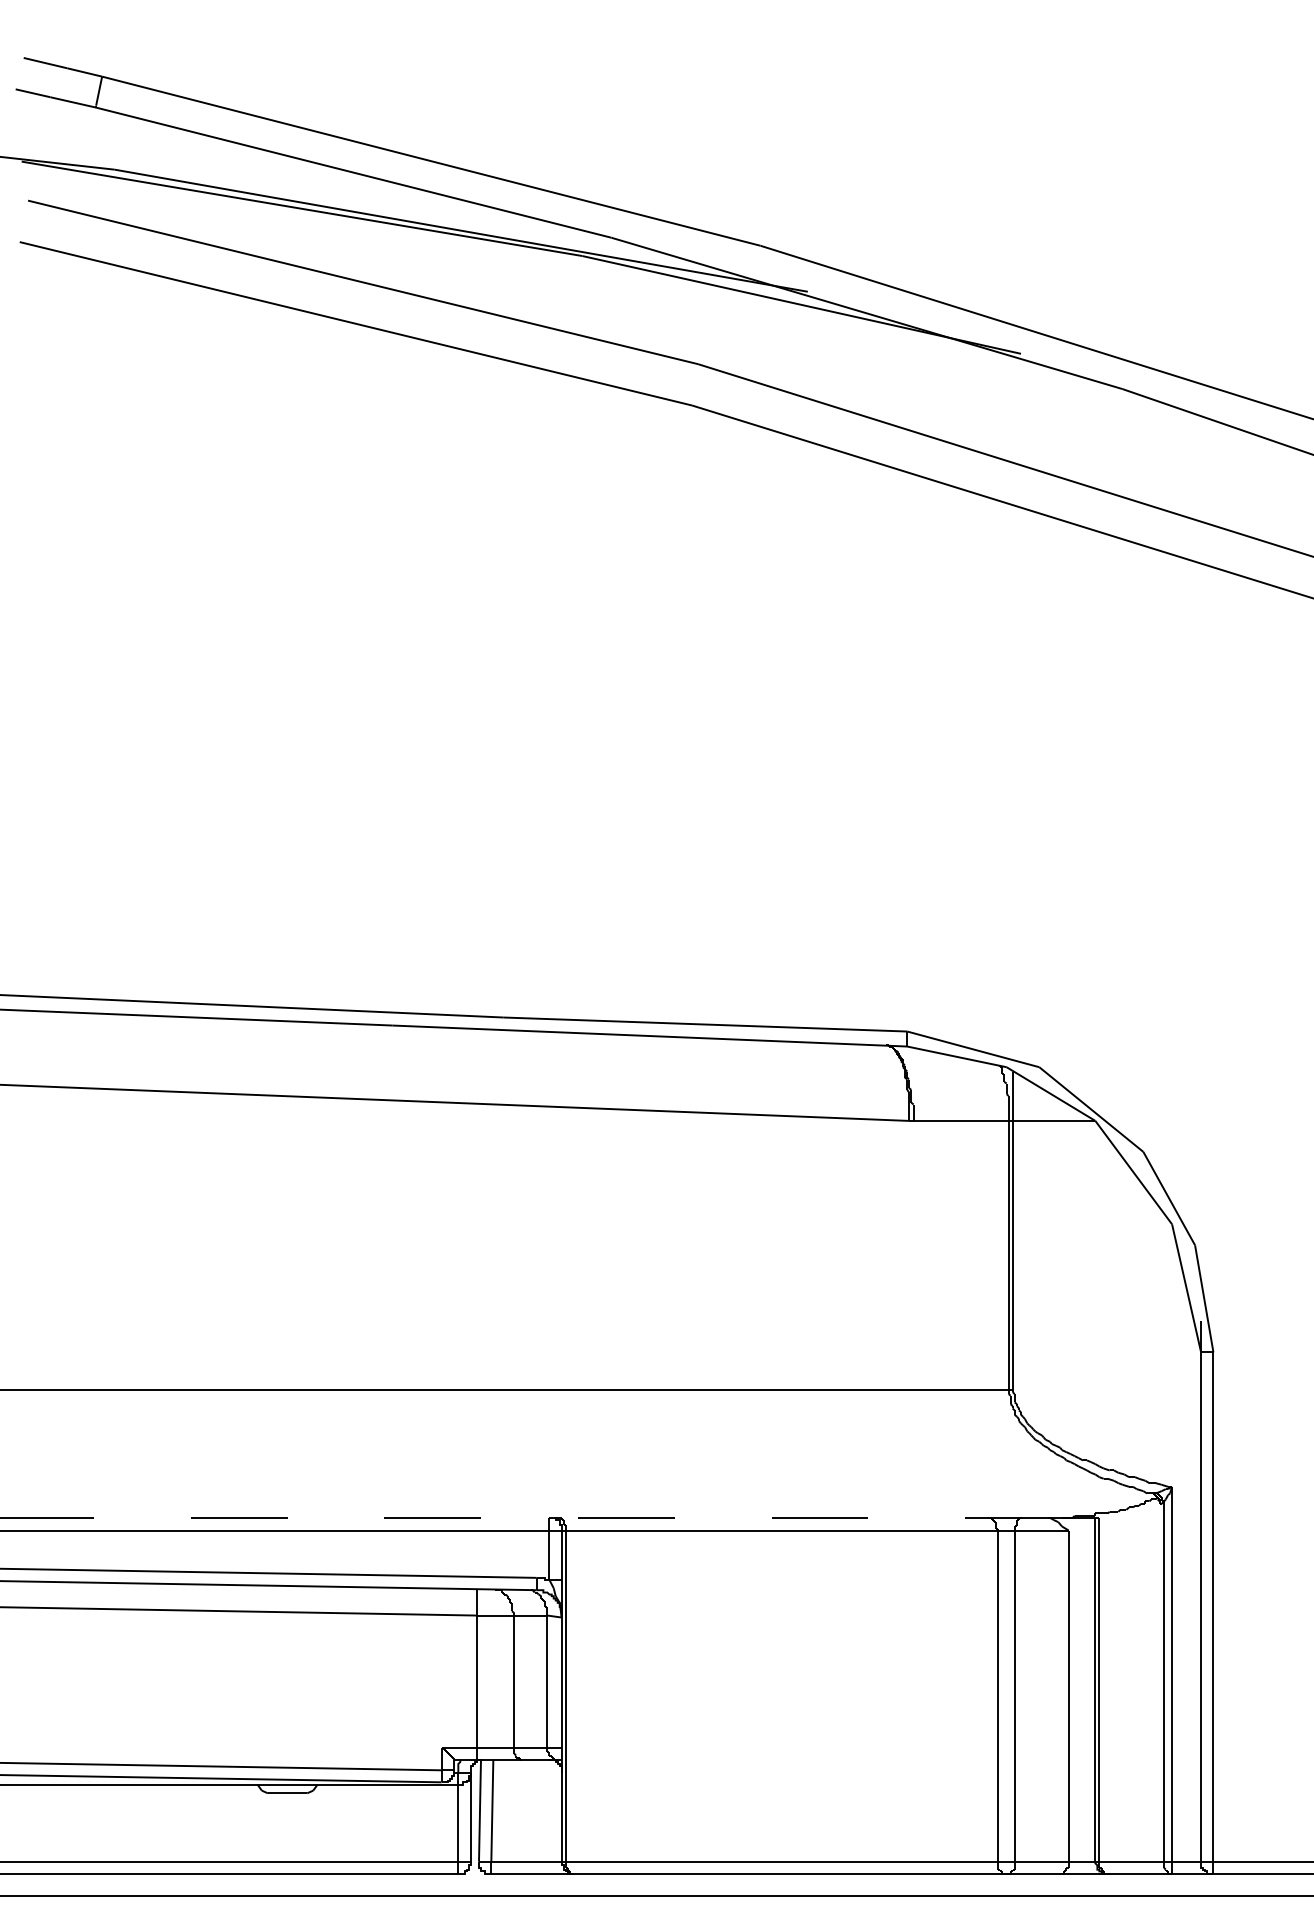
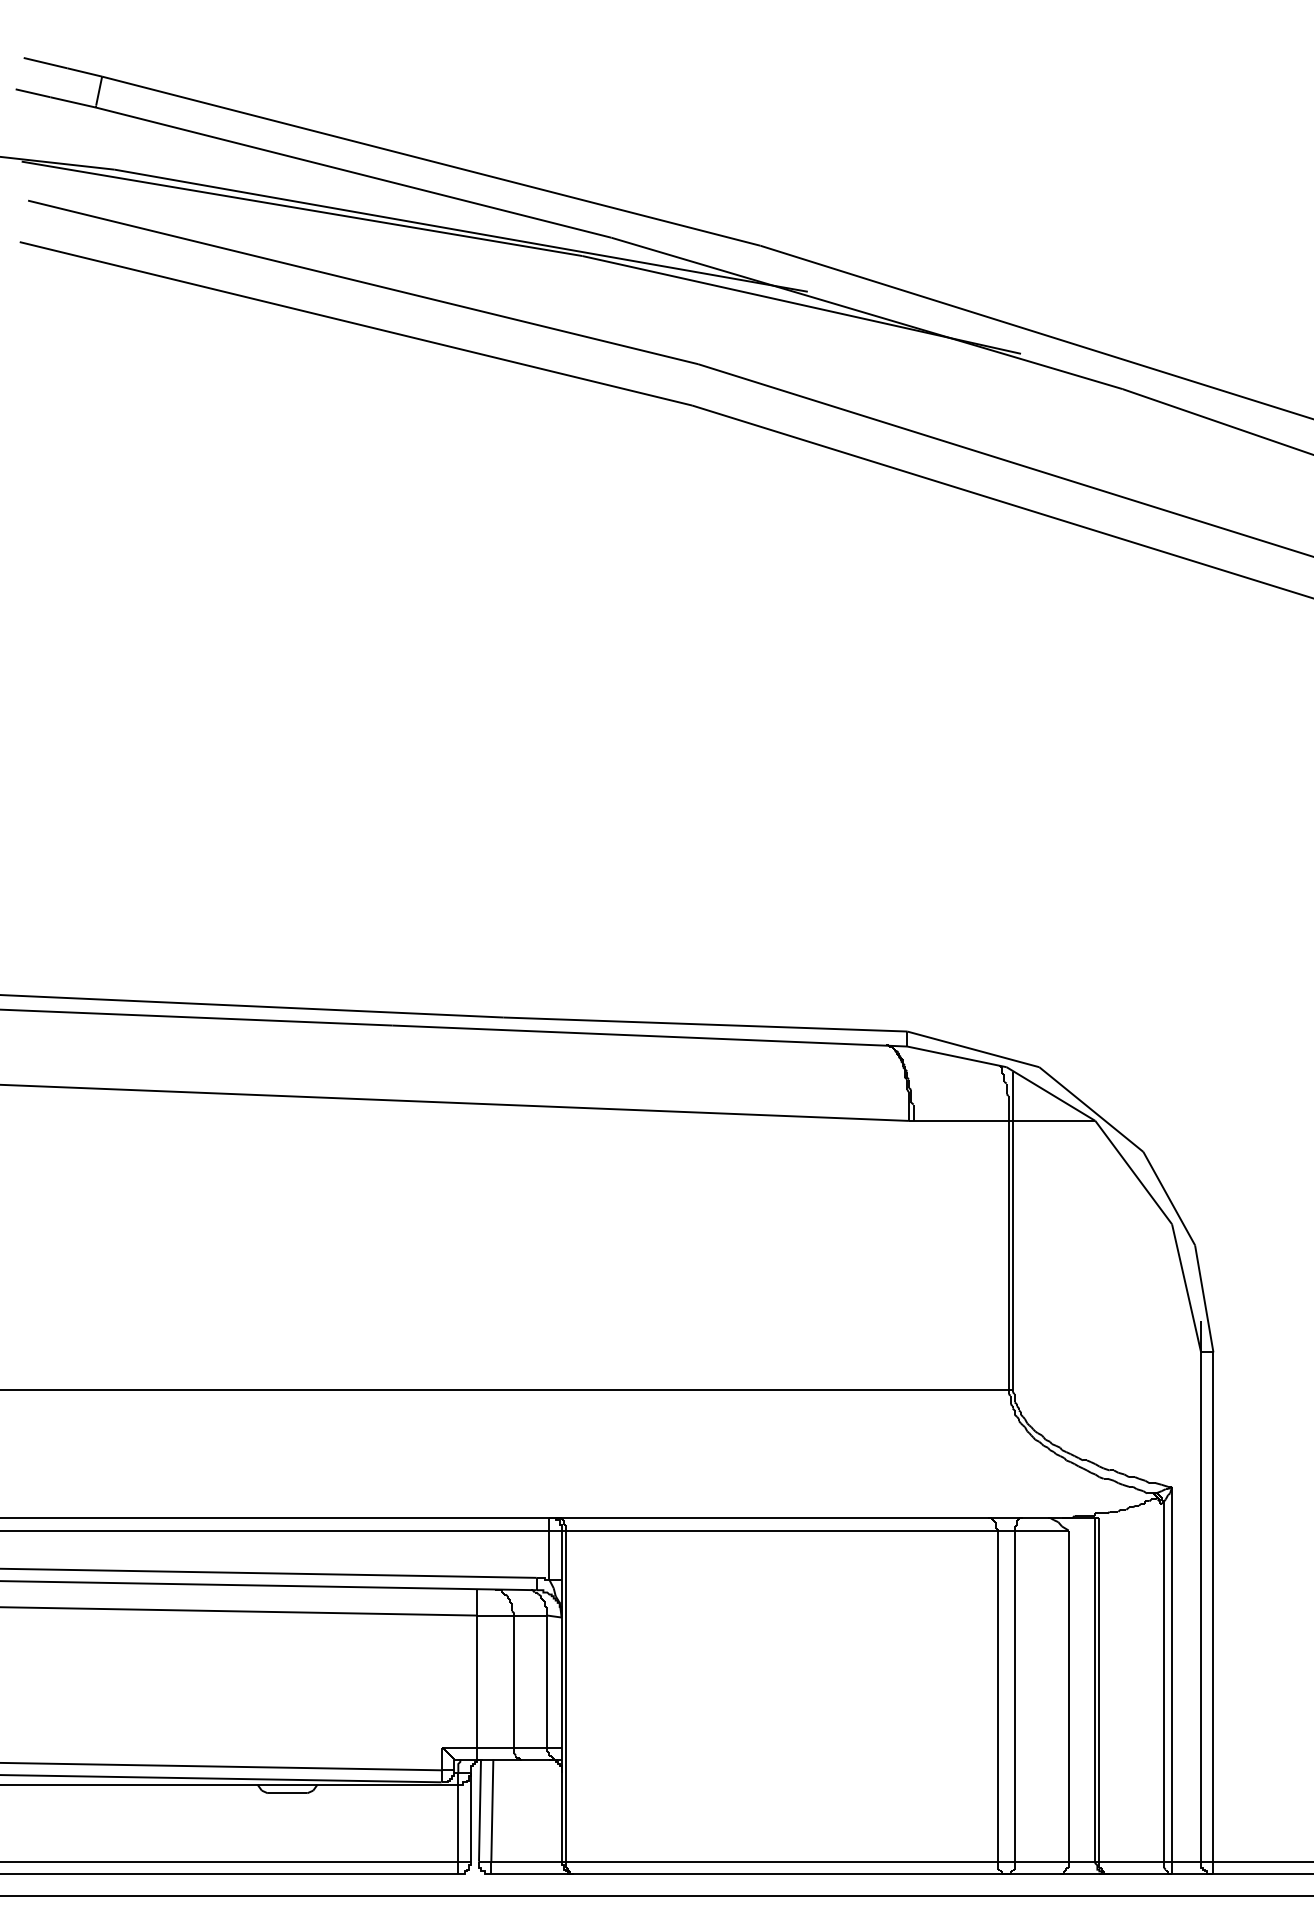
line: dashed -> solid (531, 1517)
